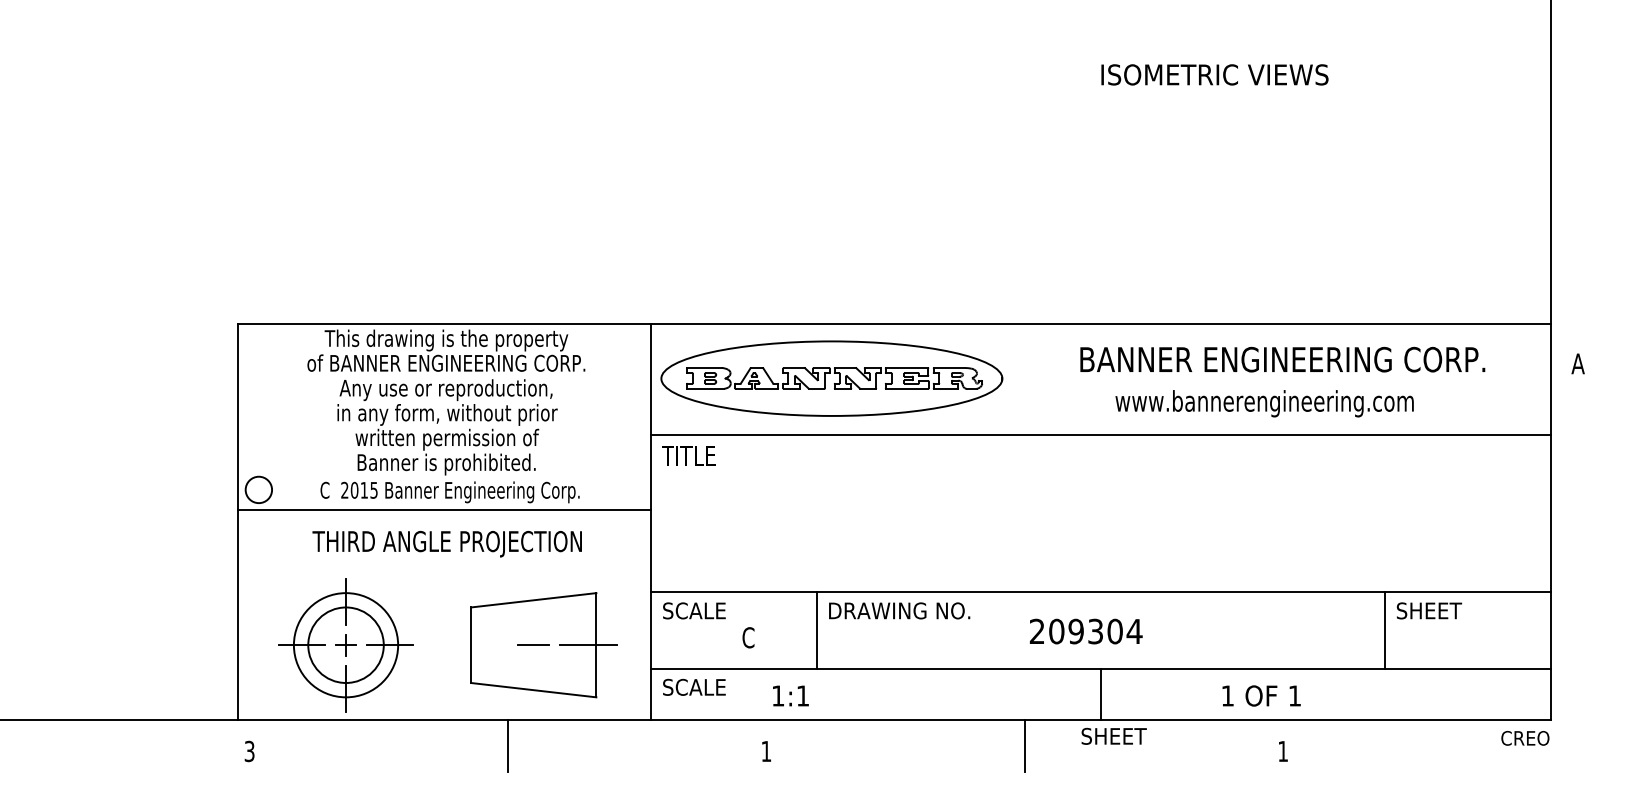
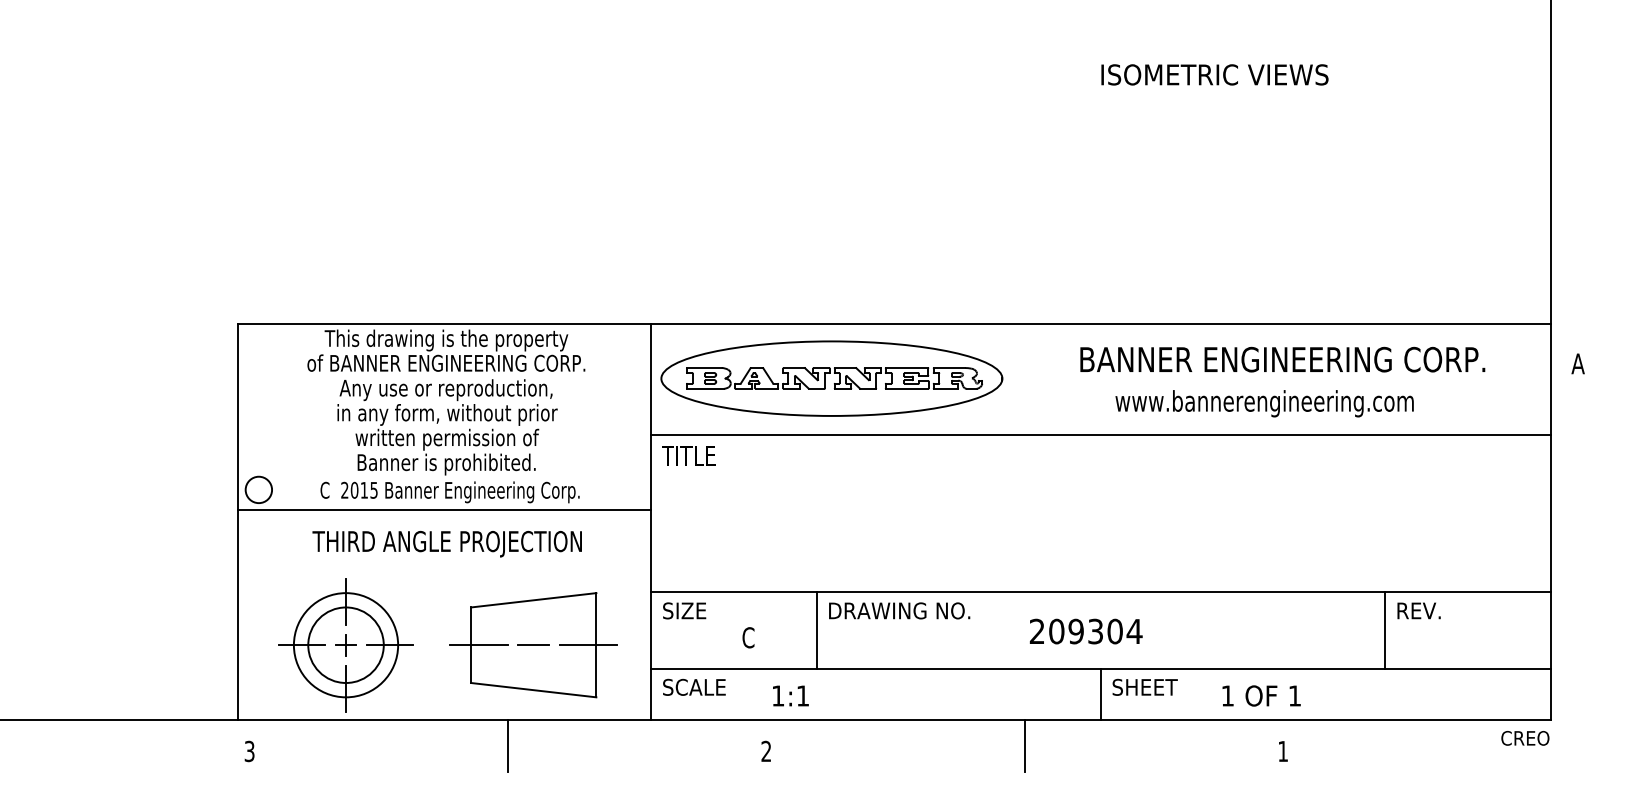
text: SCALE -> SIZE (700, 610)
text: SHEET -> REV. (1429, 610)
line: none -> present (478, 645)
text position: (1113, 735) -> (1144, 686) (1144, 686)
text: 1 -> 2 (766, 750)
